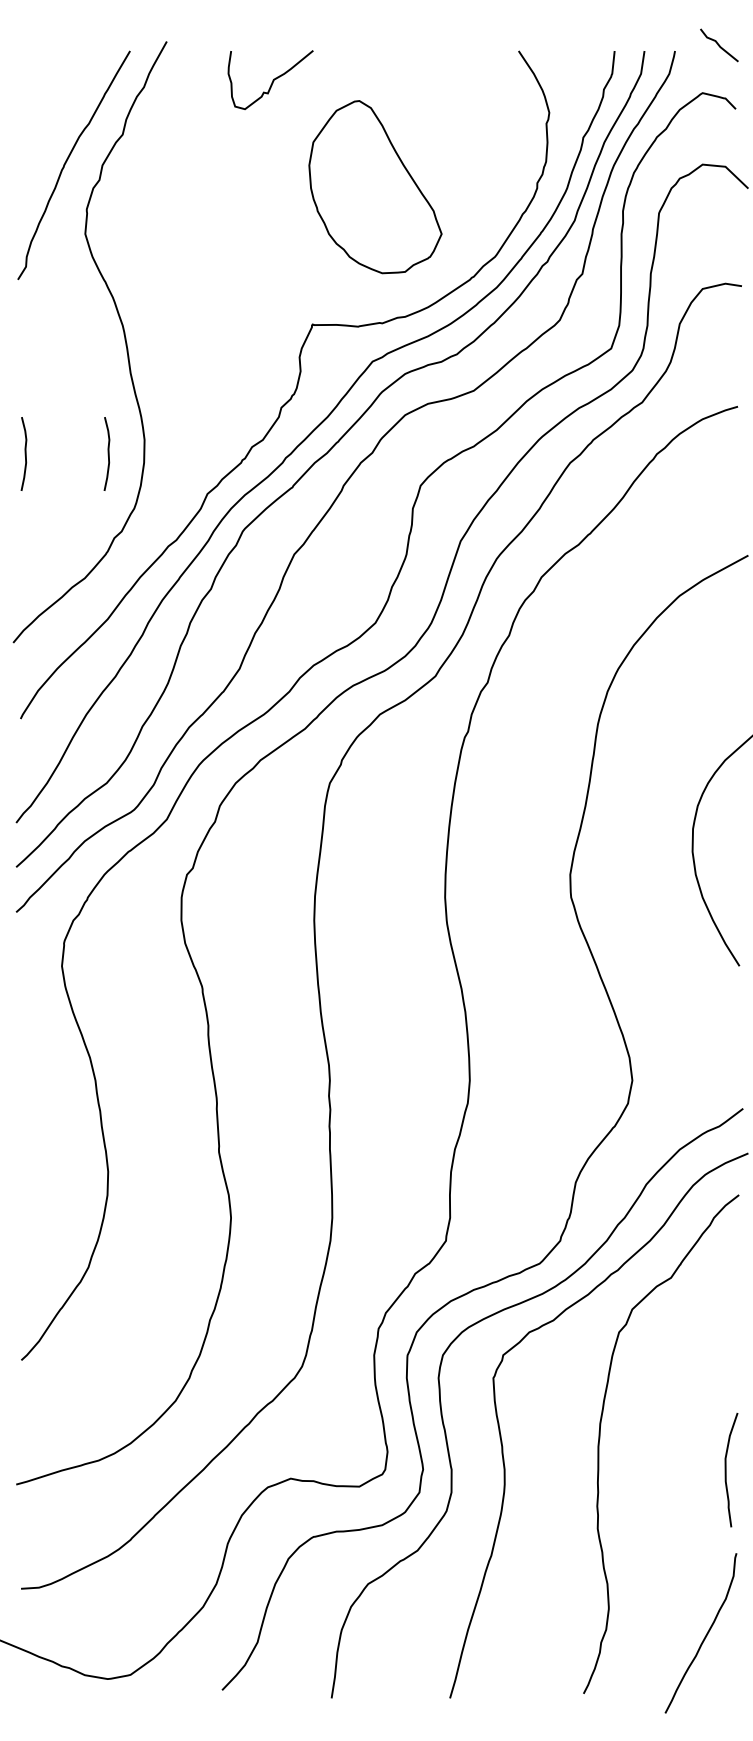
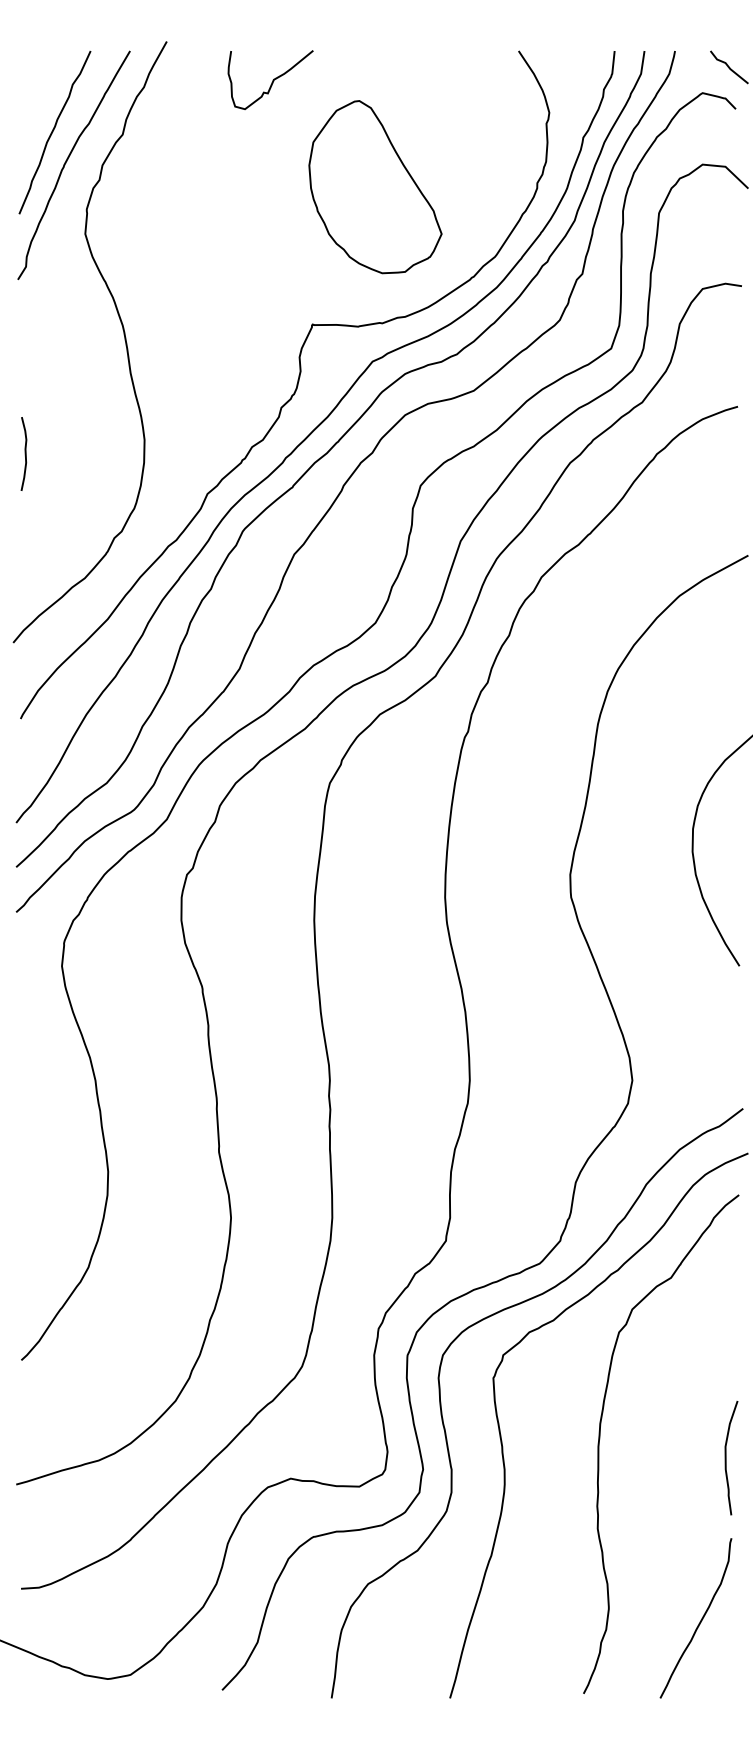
line position: (719, 45) -> (729, 67) (729, 67)
curve: none -> present (53, 132)
curve: present -> none (107, 453)
curve position: (726, 1470) -> (726, 1458) (726, 1458)
curve position: (704, 1636) -> (699, 1621) (699, 1621)
